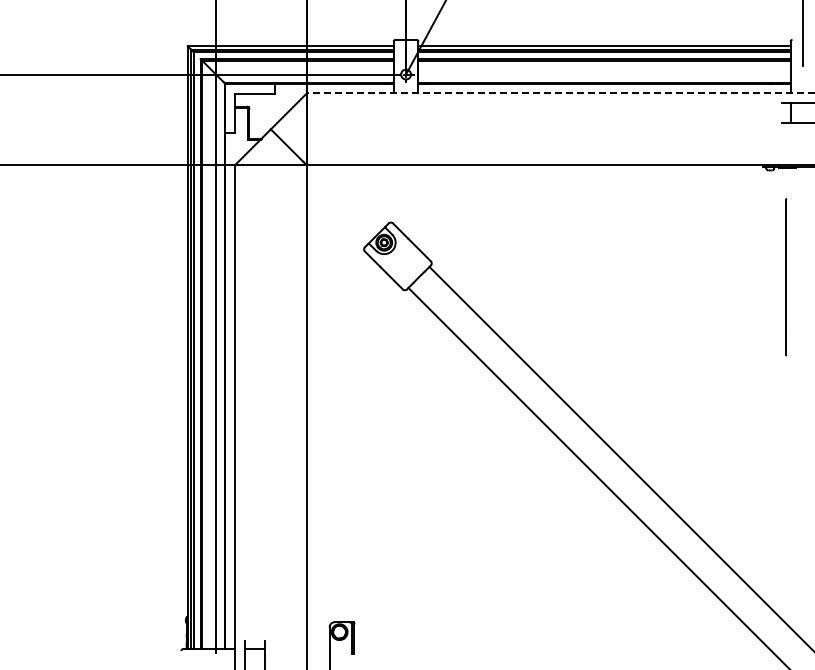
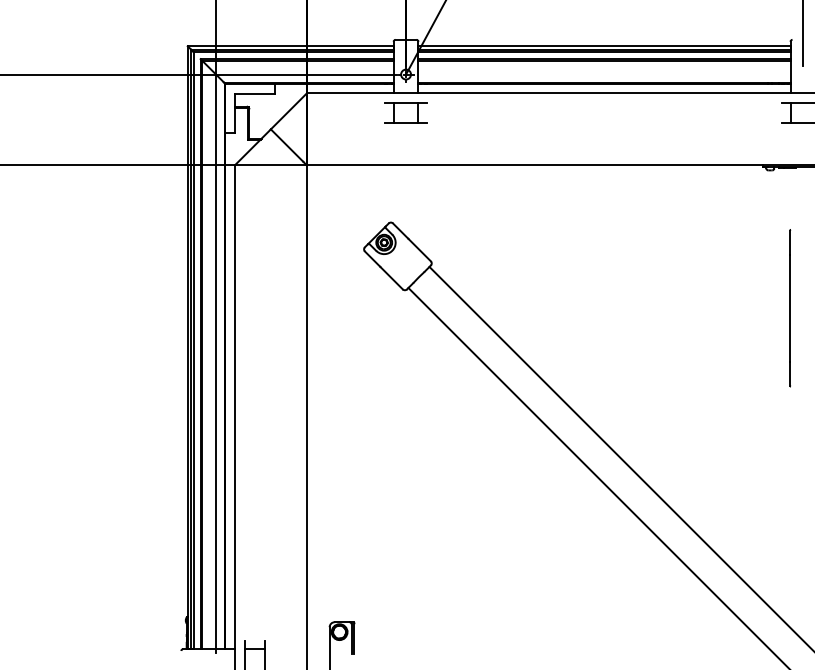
line: dashed -> solid (560, 93)
part: none -> present (405, 112)
line position: (786, 277) -> (790, 308) (790, 308)
